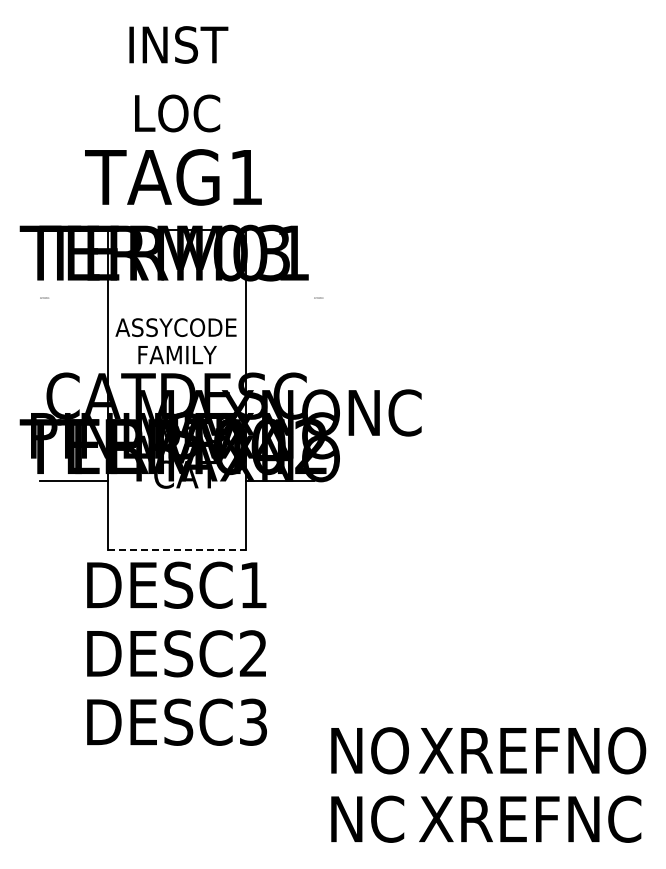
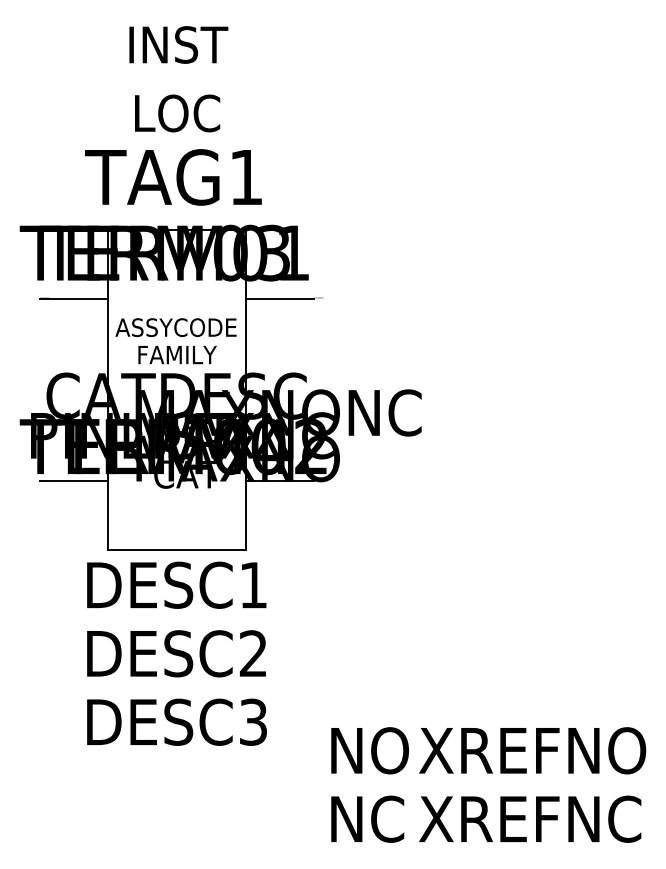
line: none -> present (73, 298)
line: none -> present (279, 298)
line: dashed -> solid (176, 549)
